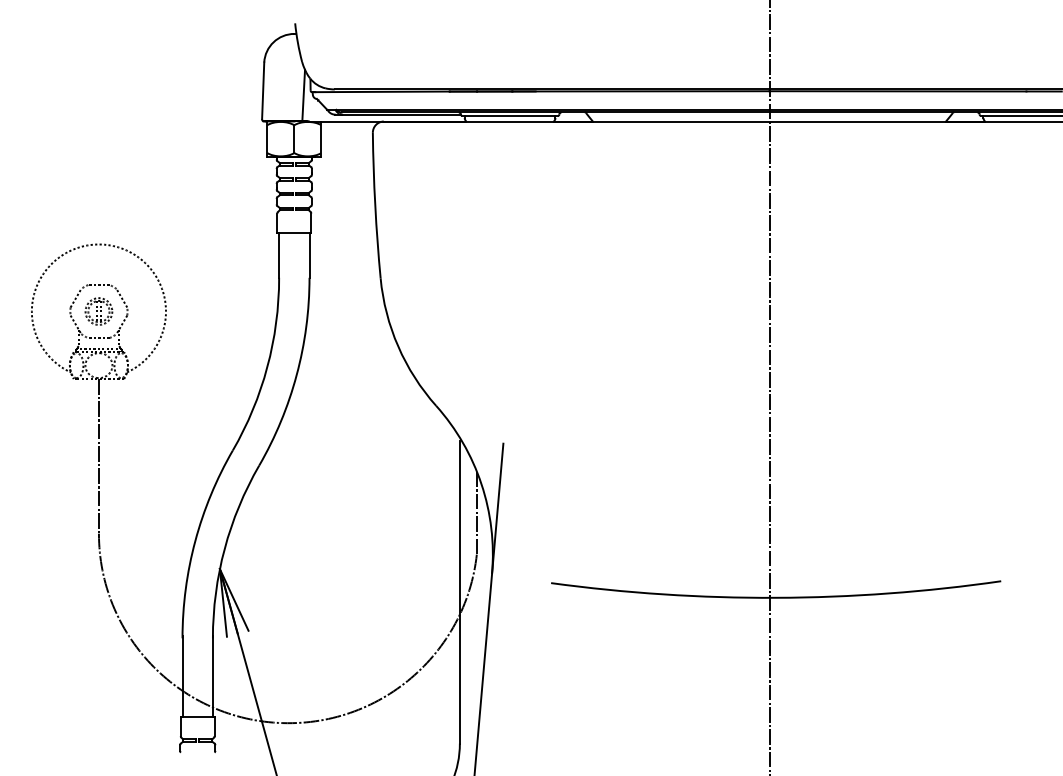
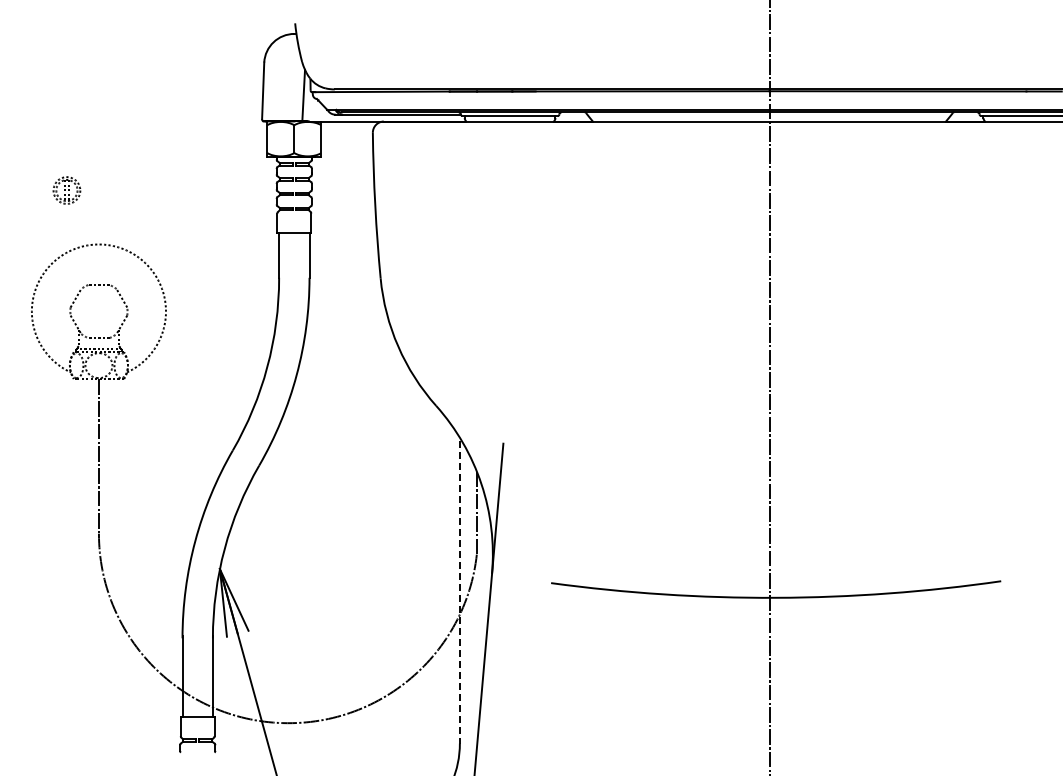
part position: (98, 311) -> (66, 190) (66, 190)
line: solid -> dashed (459, 592)
